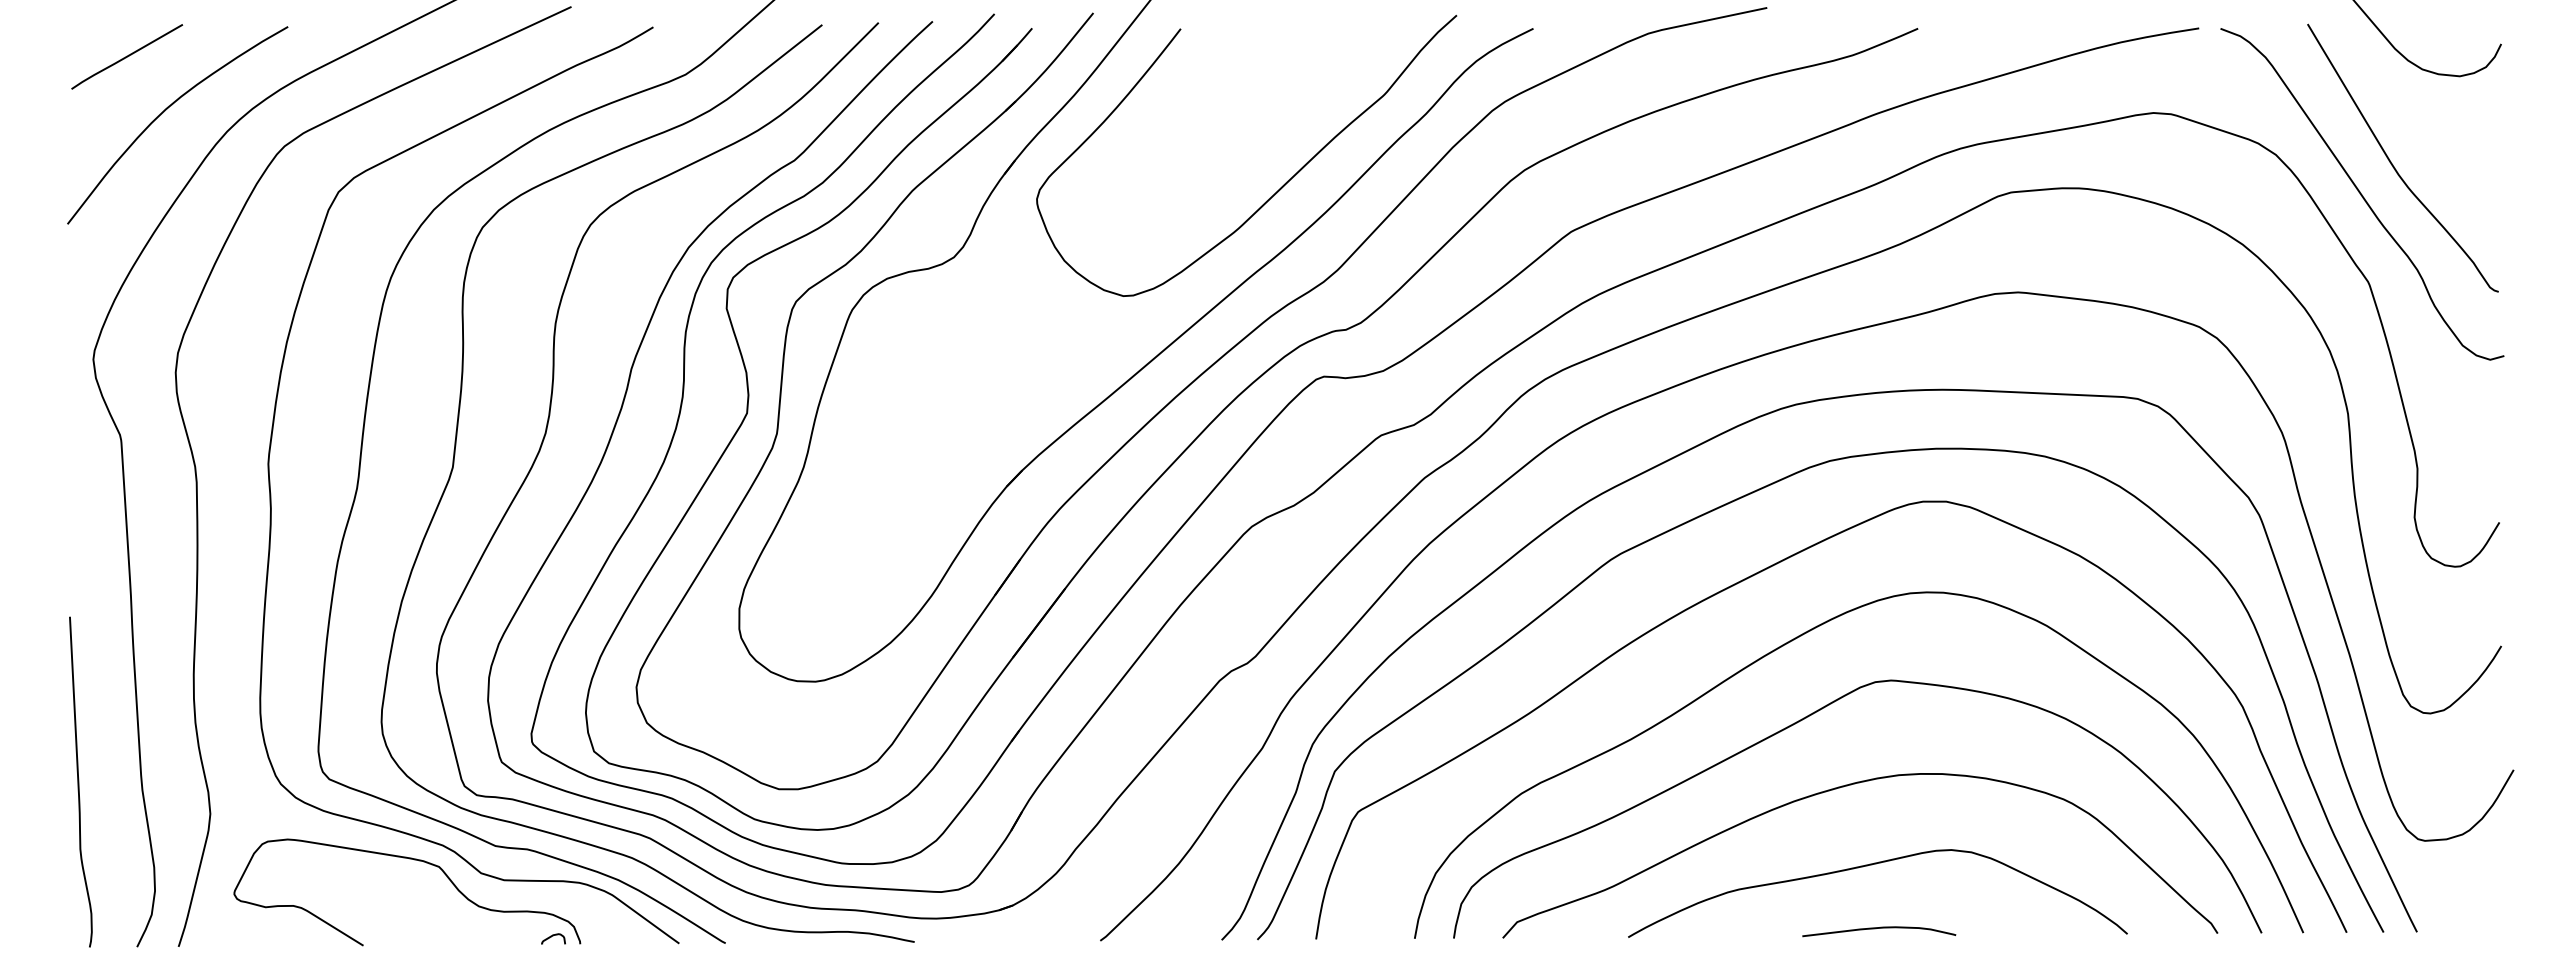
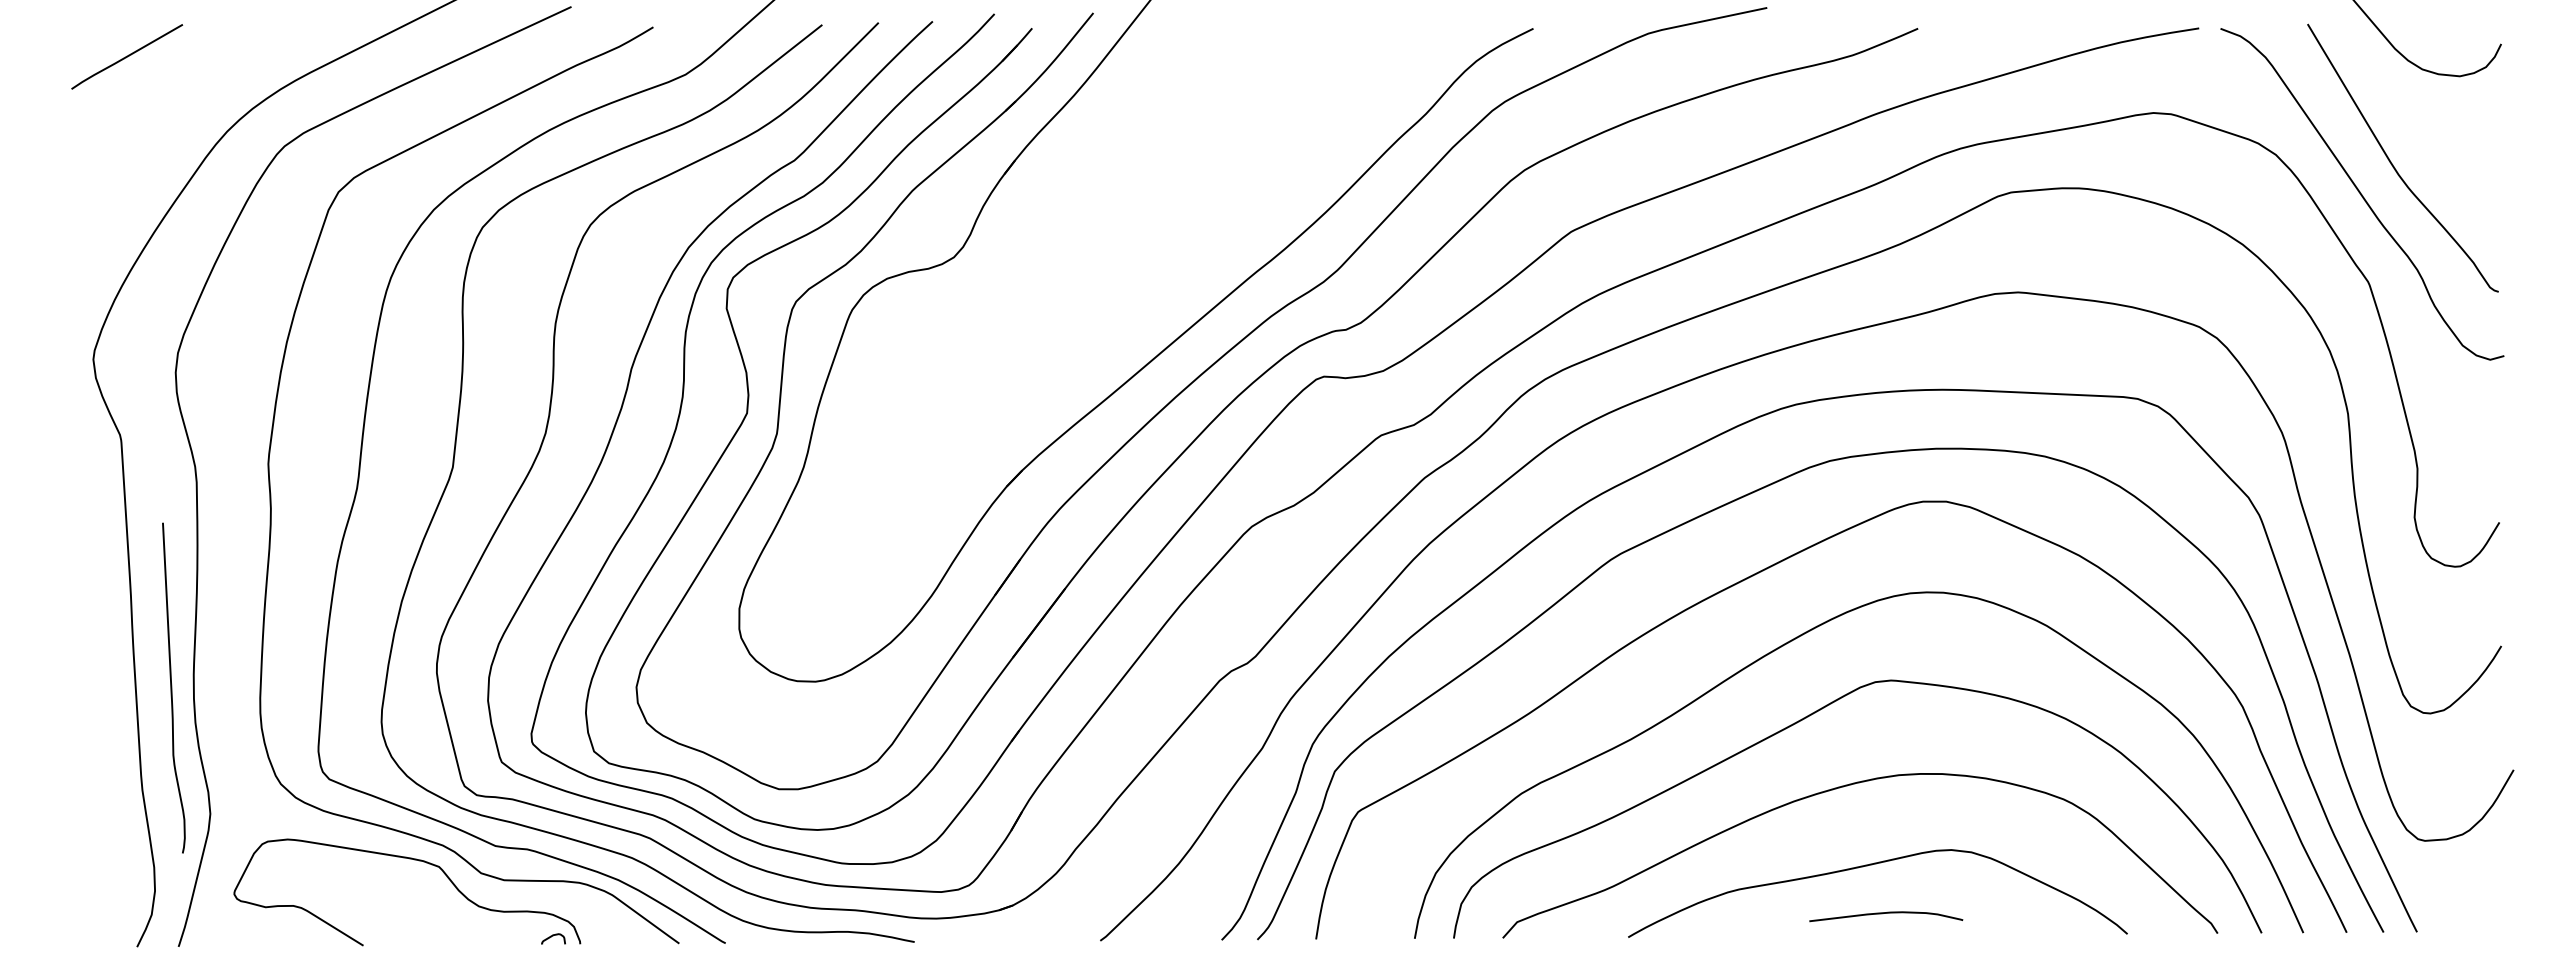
curve: present -> none (164, 112)
curve: present -> none (1279, 188)
curve position: (79, 781) -> (172, 687) (172, 687)
curve position: (1879, 928) -> (1886, 913) (1886, 913)
